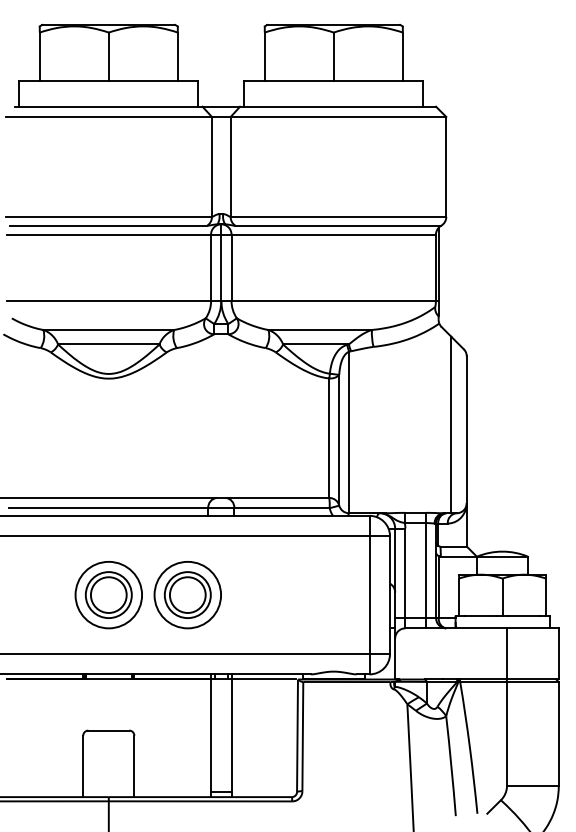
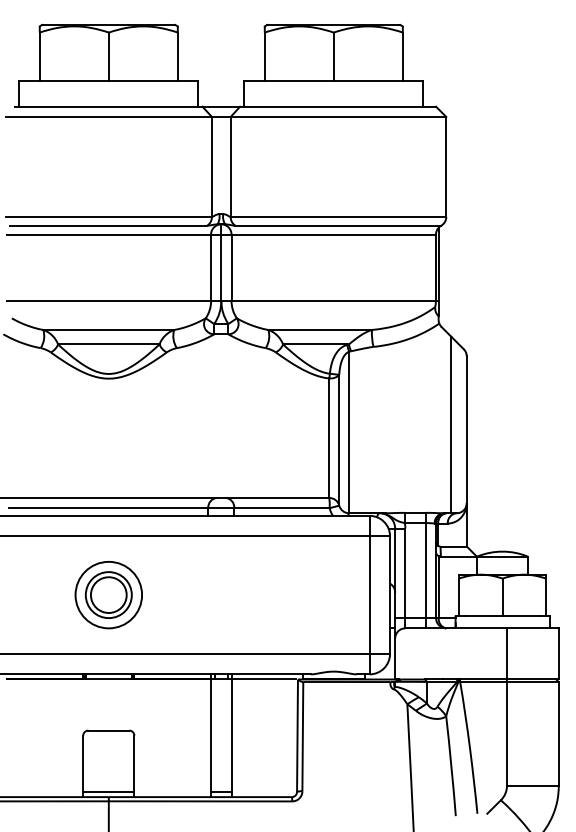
part: present -> none (187, 595)
line: none -> present (108, 792)
